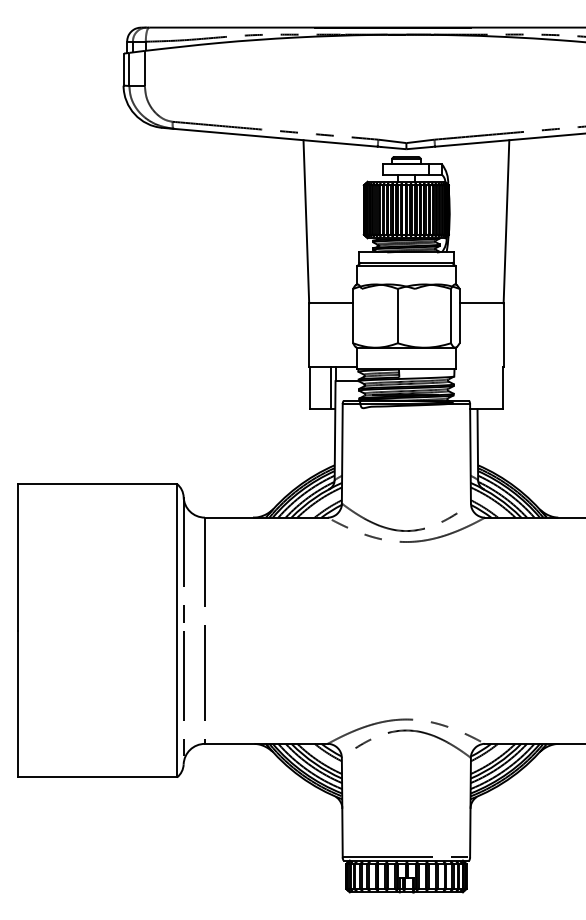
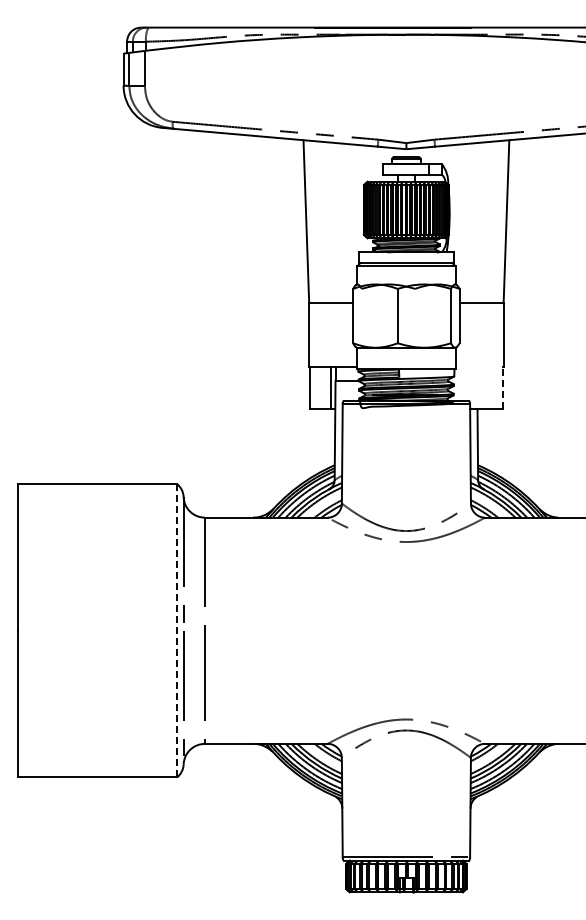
line: solid -> dashed (502, 387)
line: solid -> dashed (177, 630)
